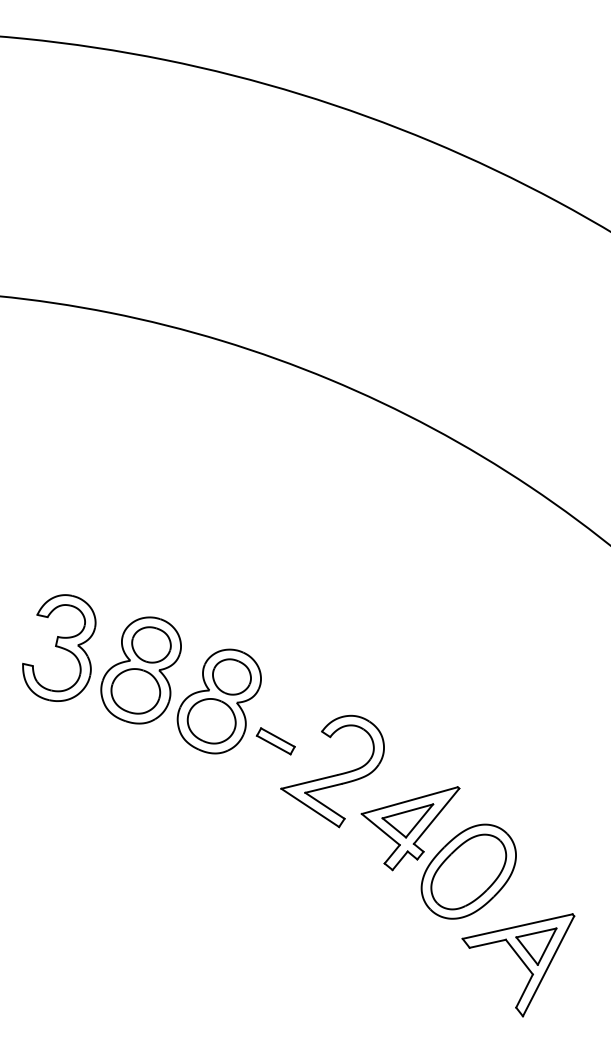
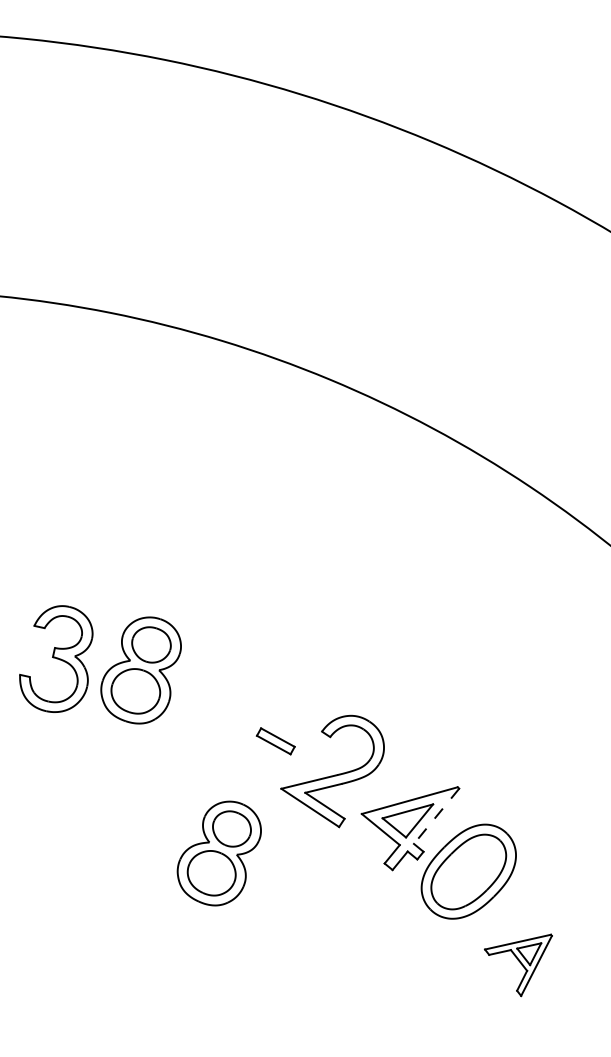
part position: (59, 647) -> (56, 658) (56, 658)
part position: (218, 701) -> (218, 853) (218, 853)
line: solid -> dashed (436, 816)
part size: 115x105 px -> 69x65 px (518, 965)
